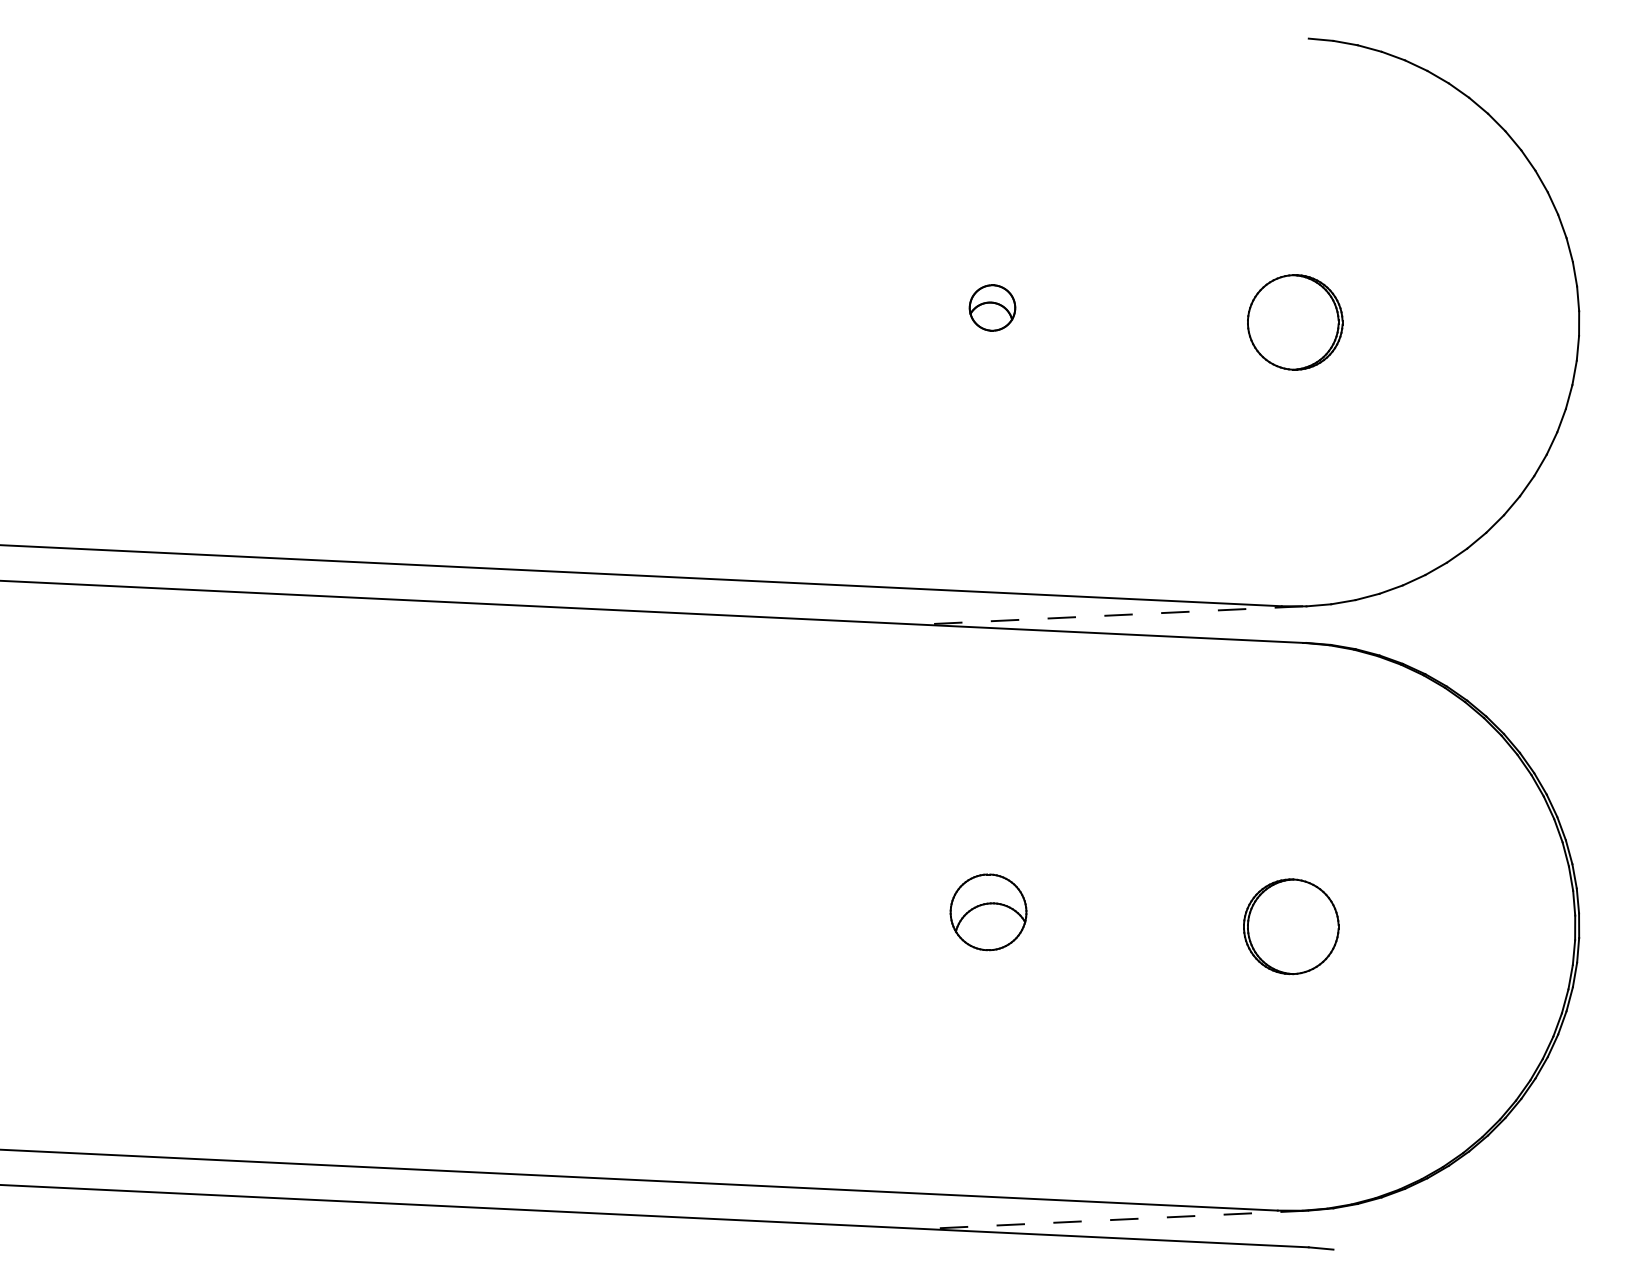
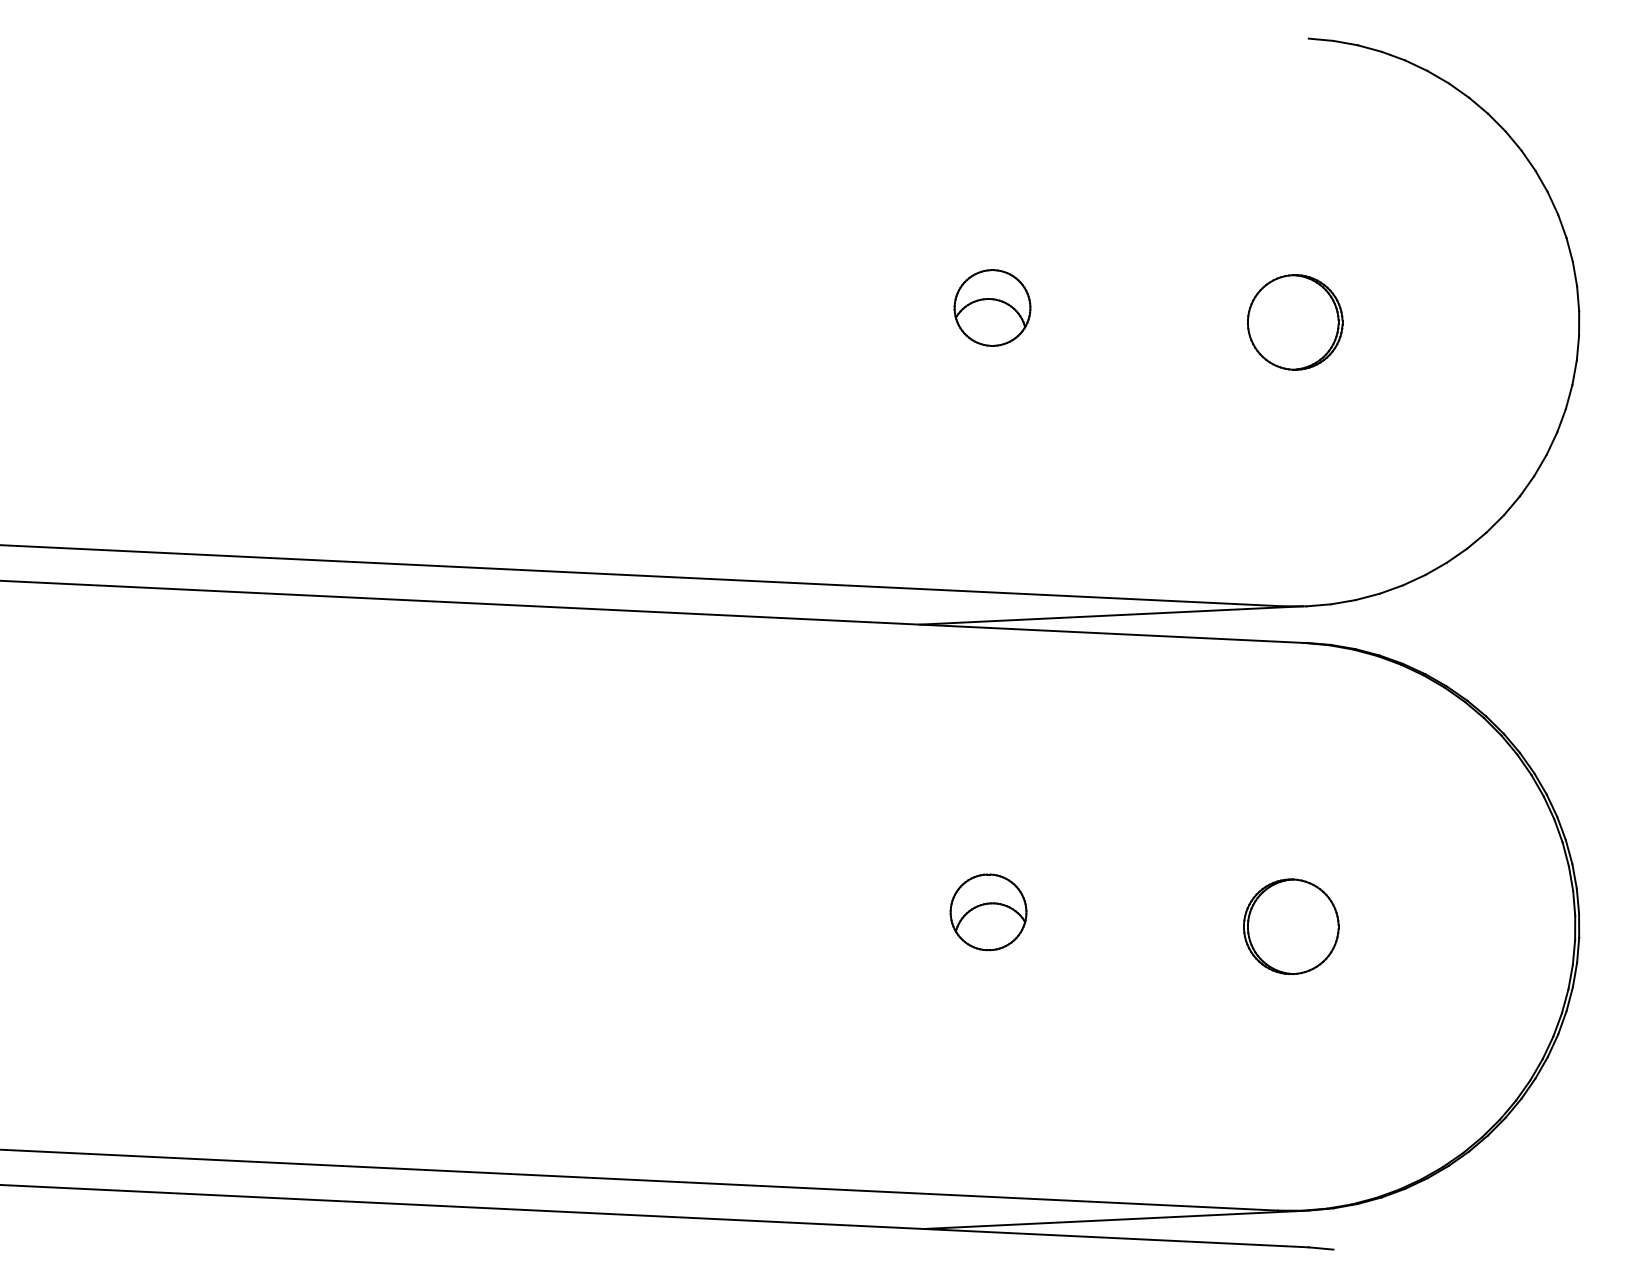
part size: 49x48 px -> 79x78 px (992, 307)
line: dashed -> solid (1111, 615)
line: dashed -> solid (1116, 1219)
